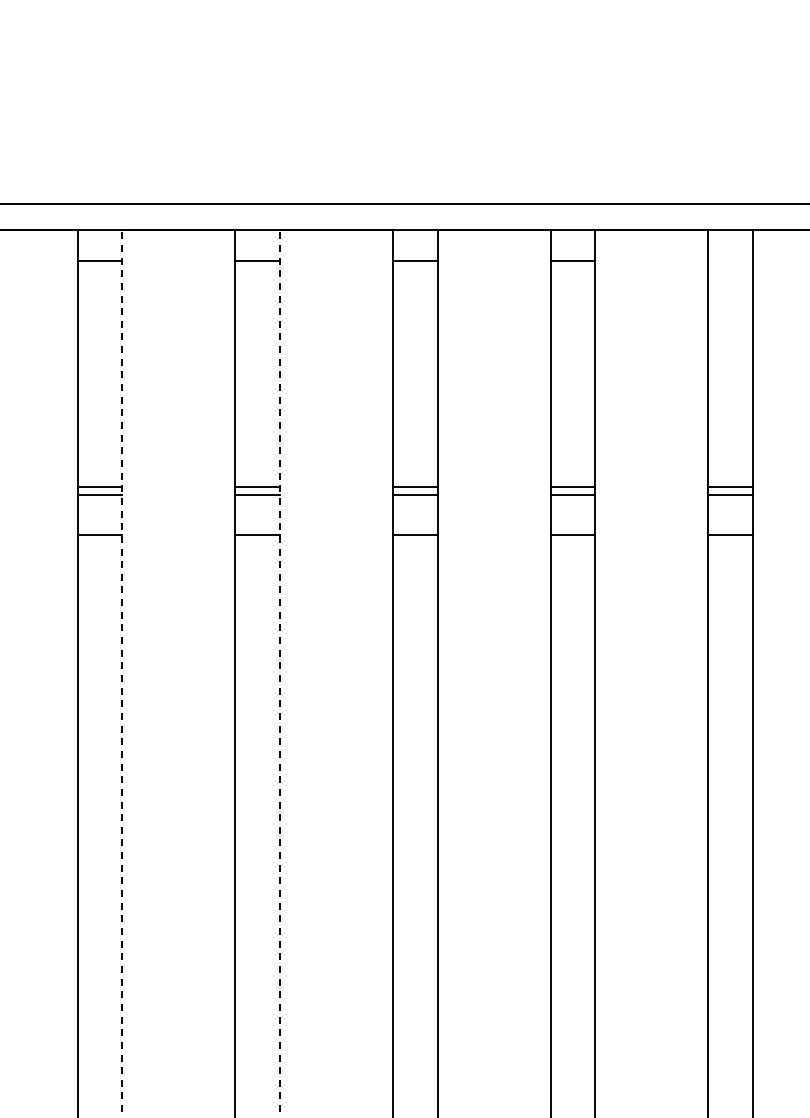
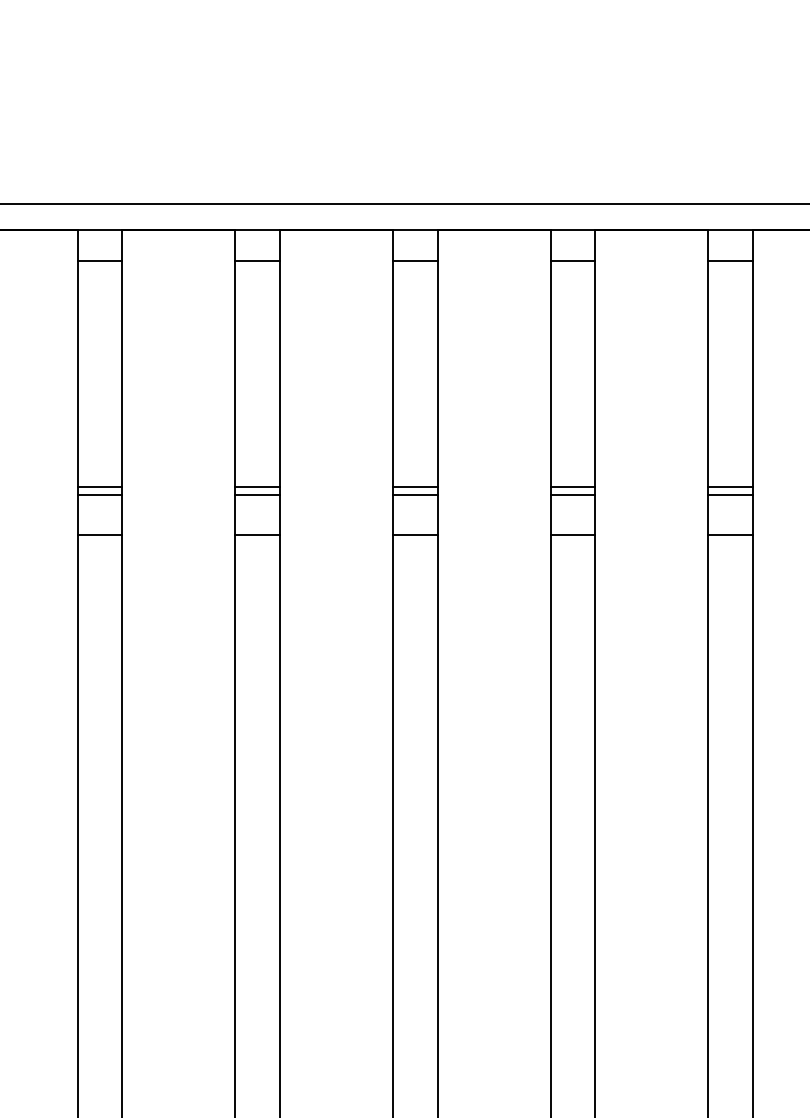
line: none -> present (730, 260)
line: dashed -> solid (122, 673)
line: dashed -> solid (279, 673)
